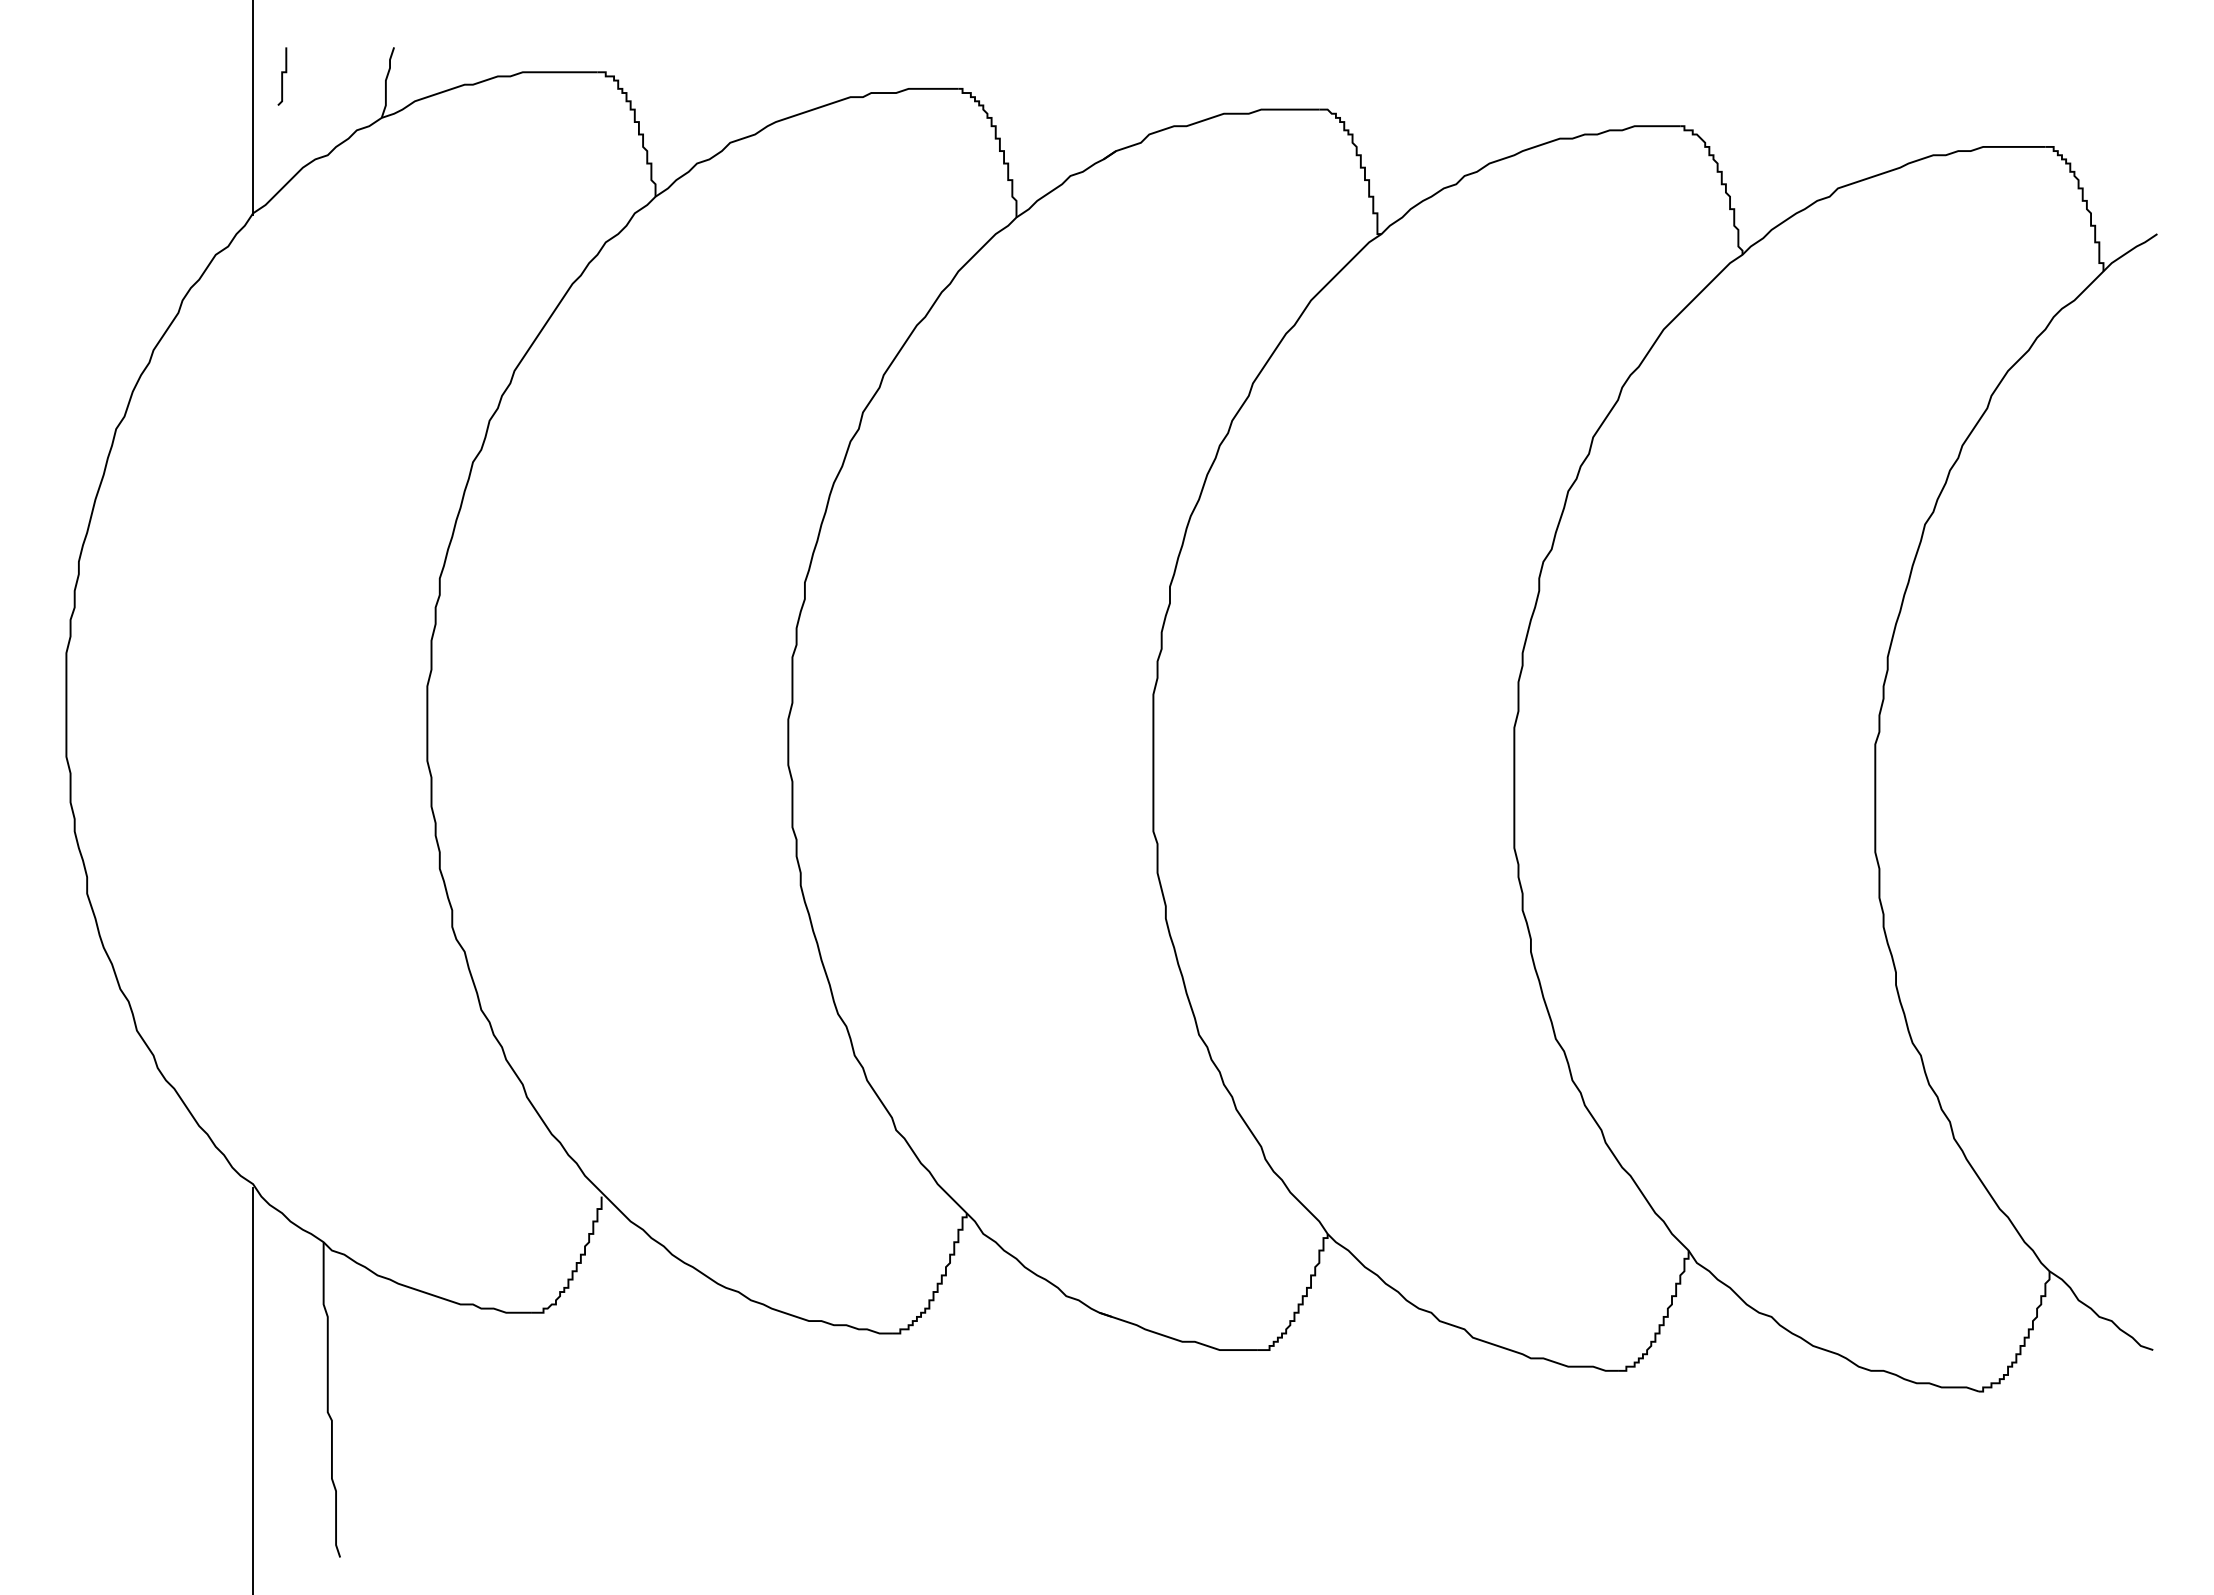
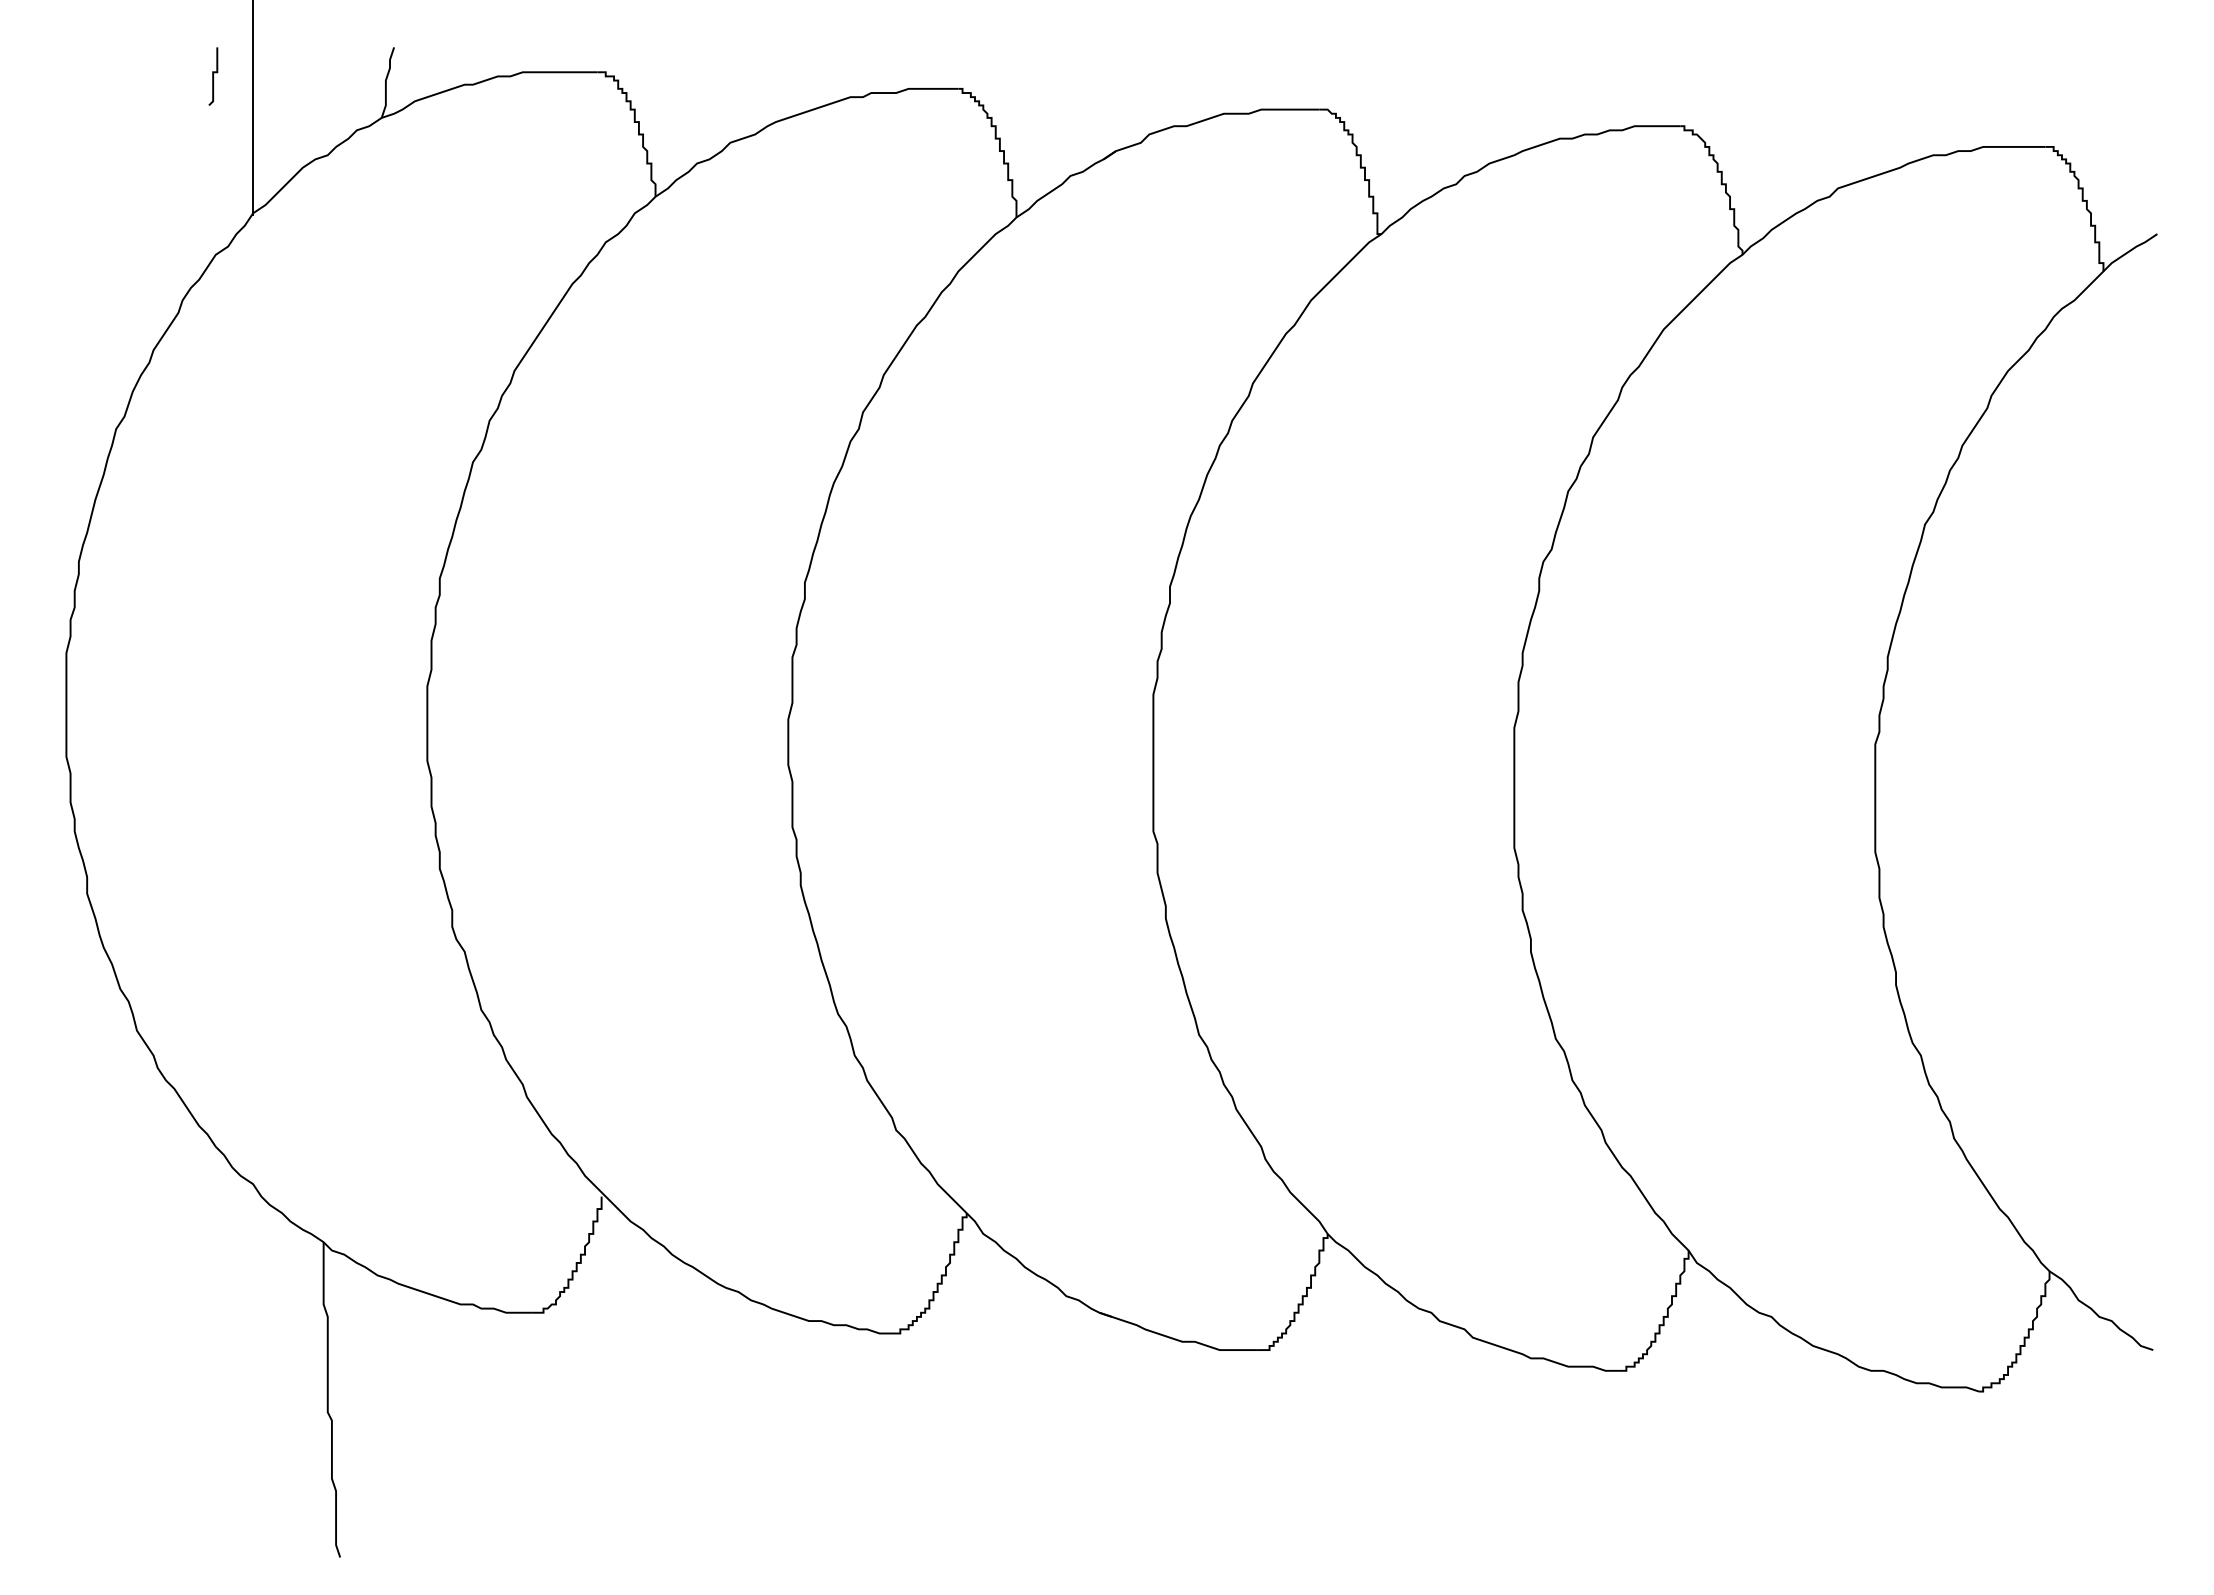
curve position: (282, 76) -> (213, 76) (213, 76)
line: present -> none (253, 1389)
